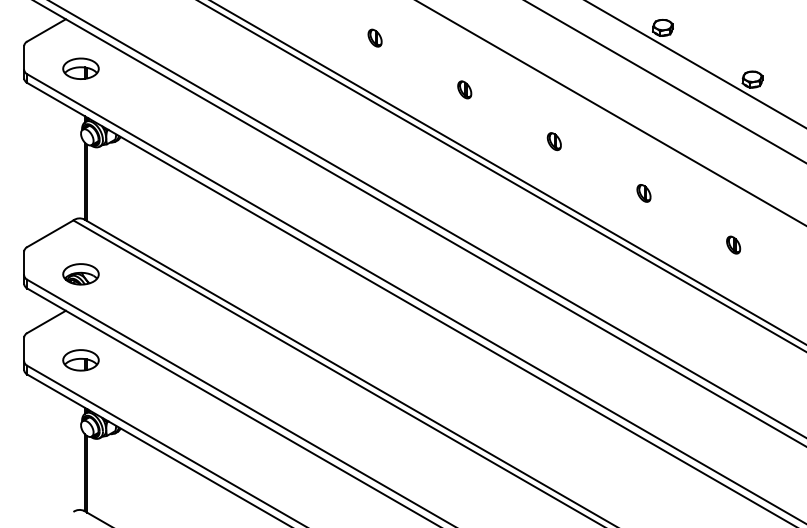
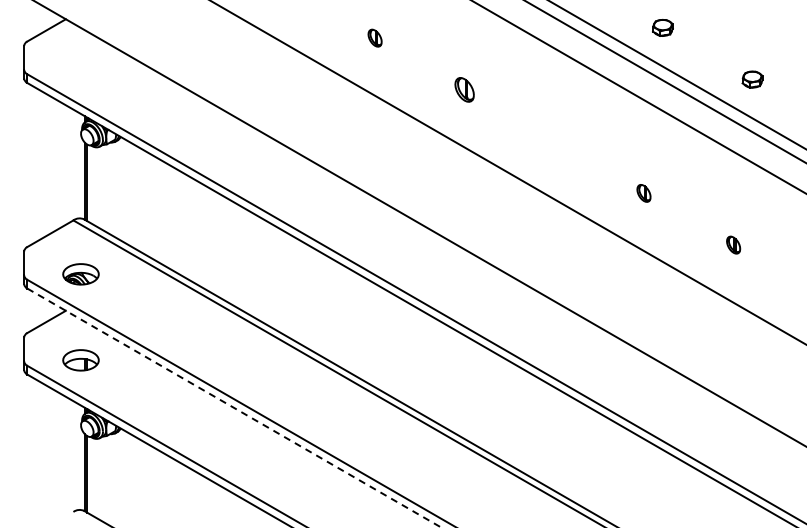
line position: (695, 64) -> (677, 74) (677, 74)
part: present -> none (80, 68)
part size: 16x20 px -> 21x26 px (464, 89)
line position: (610, 113) -> (638, 97) (638, 97)
part: present -> none (553, 141)
line: present -> none (501, 176)
line: present -> none (427, 219)
line: solid -> dashed (235, 408)
